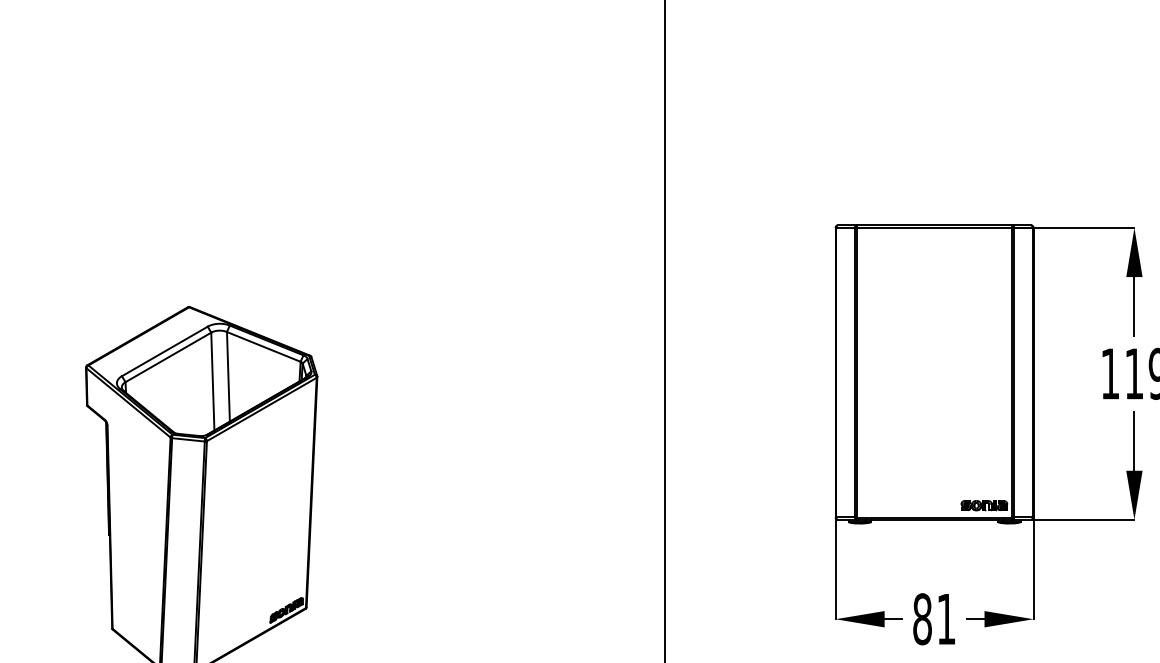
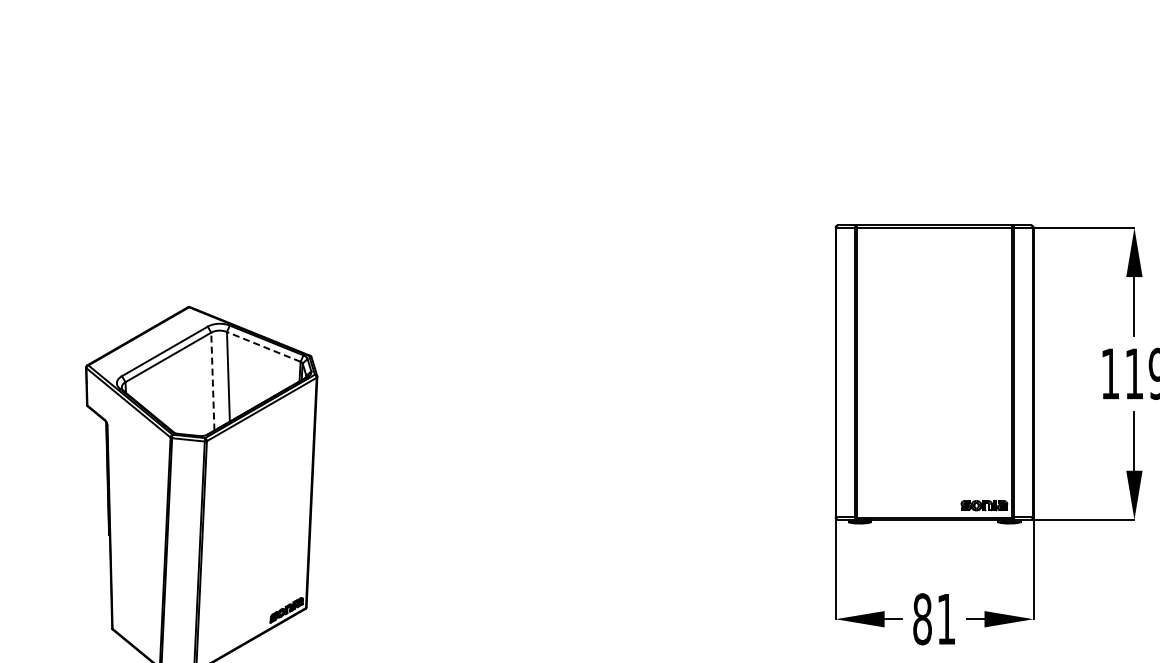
line: present -> none (664, 330)
line: solid -> dashed (263, 346)
line: solid -> dashed (212, 381)
